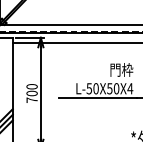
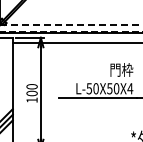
line: solid -> dashed (72, 25)
text: 700 -> 100 (31, 99)
